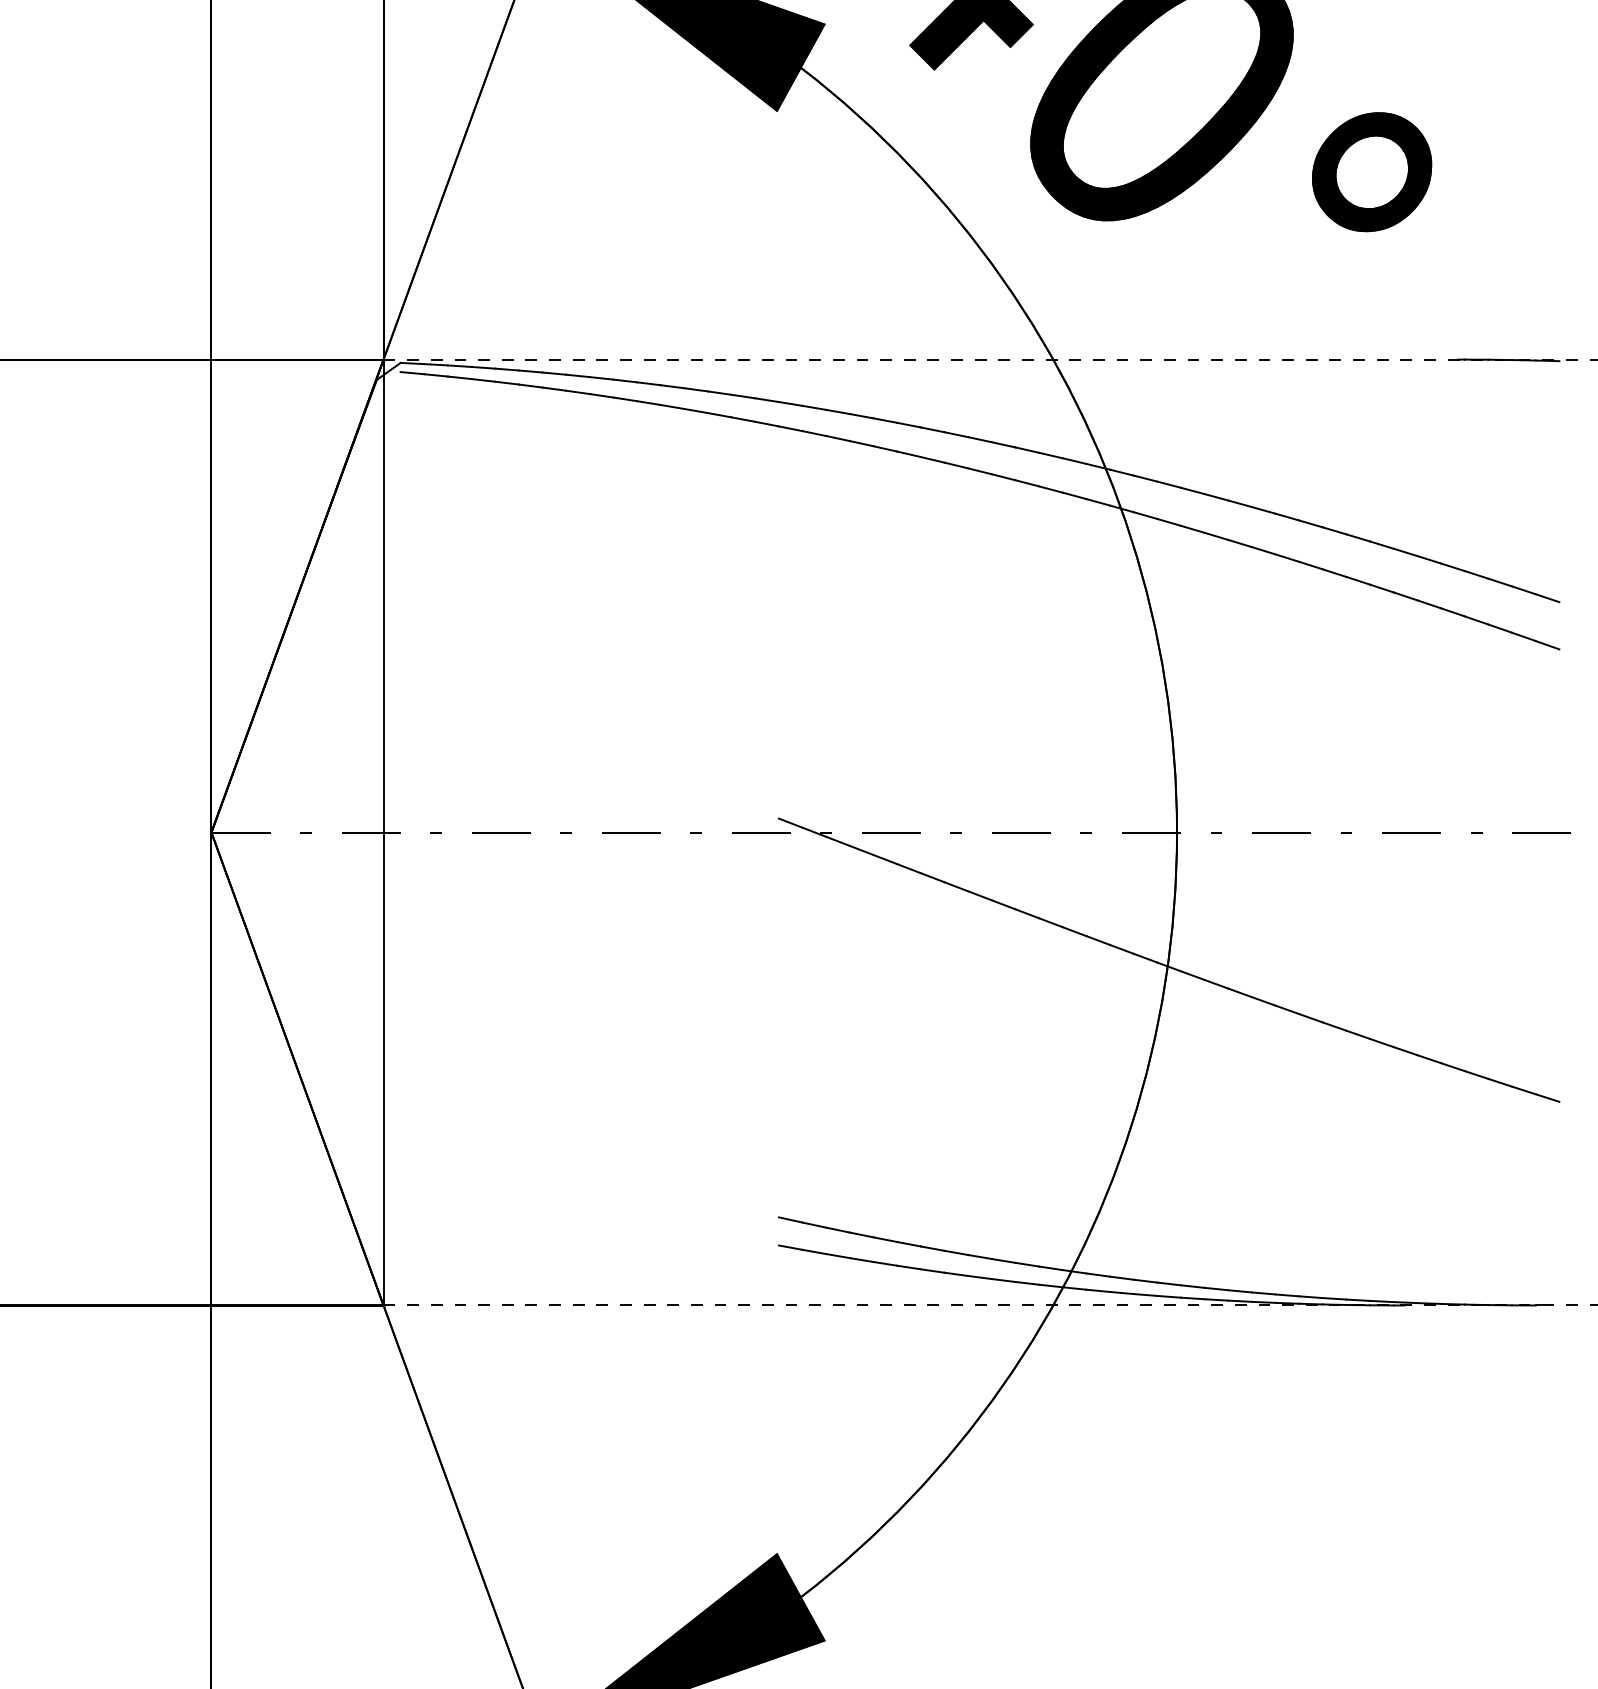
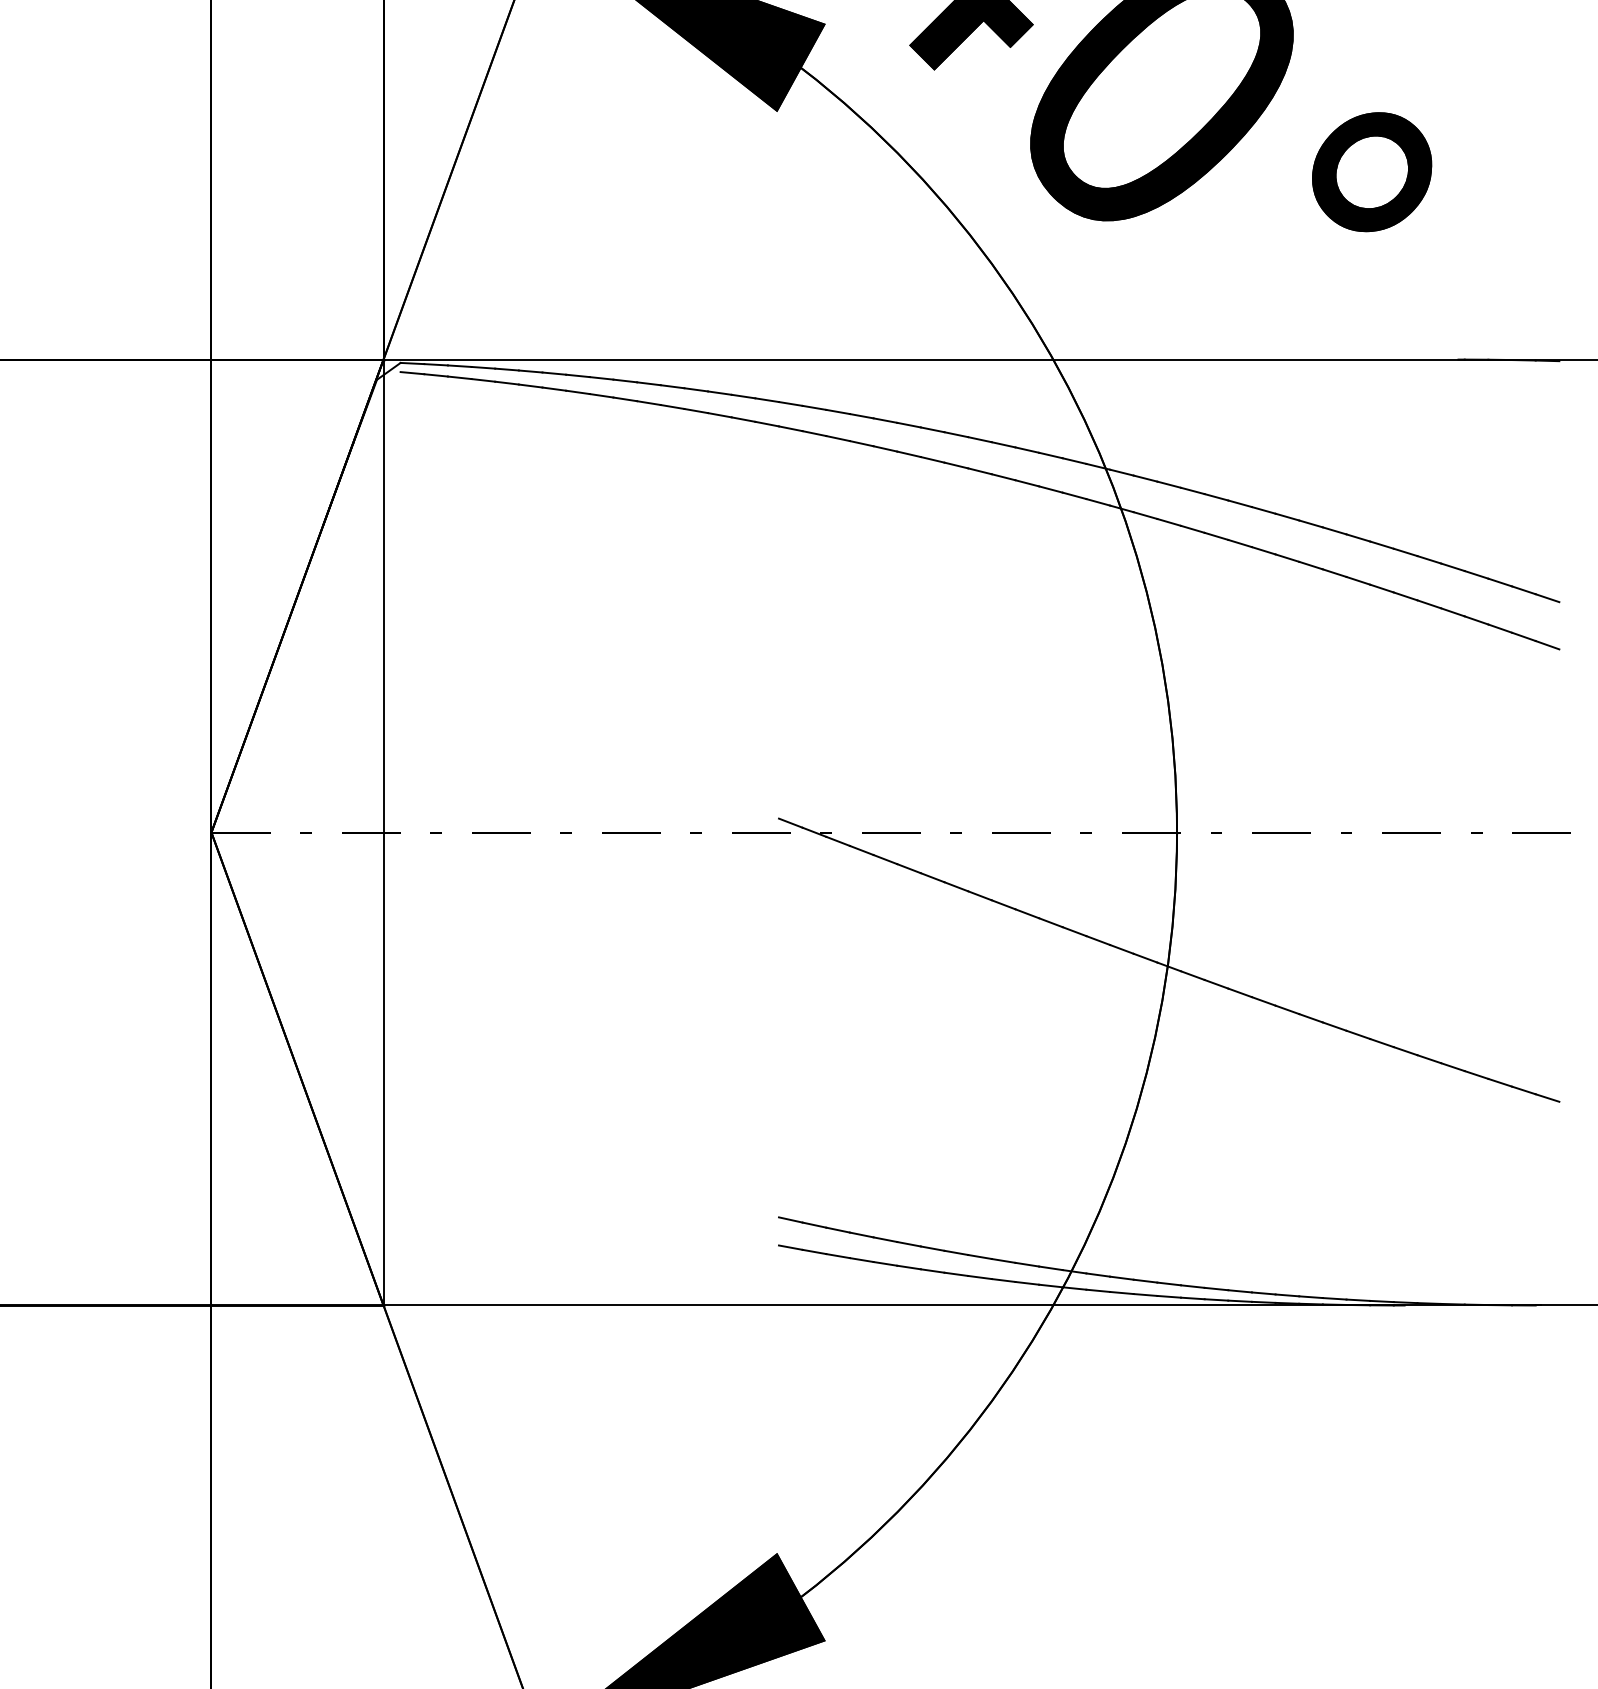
line: dashed -> solid (991, 359)
line: dashed -> solid (991, 1305)
